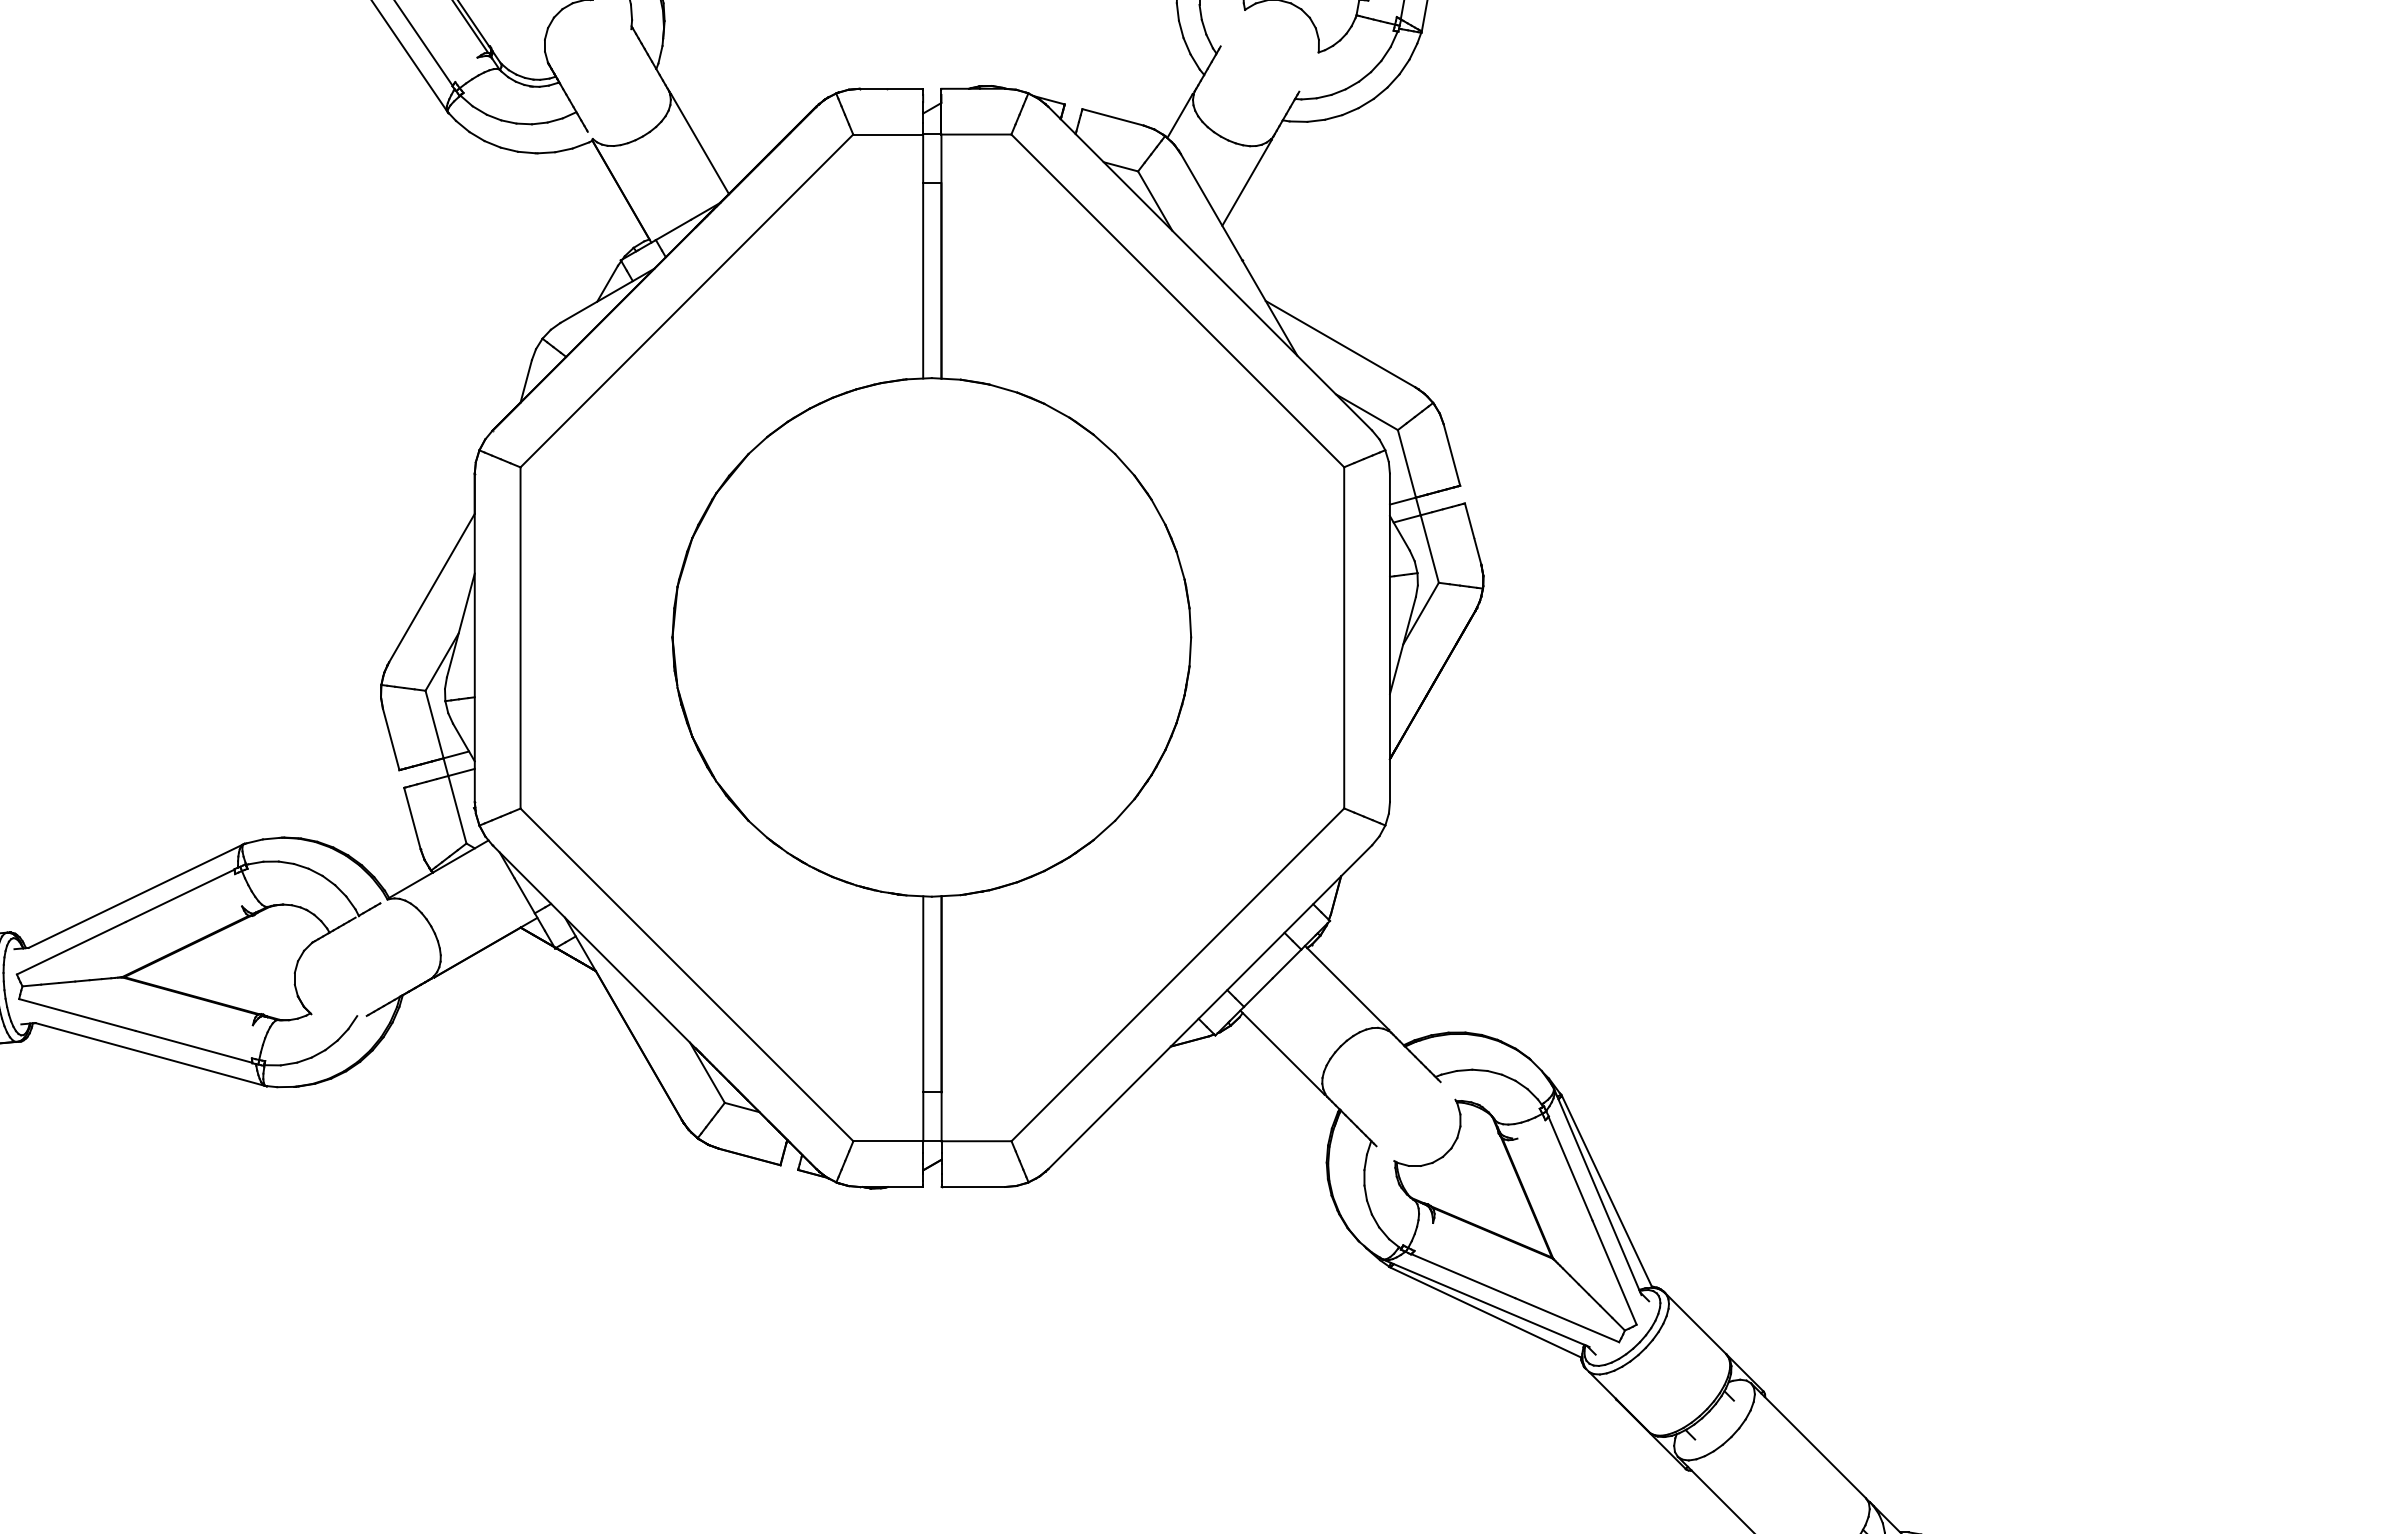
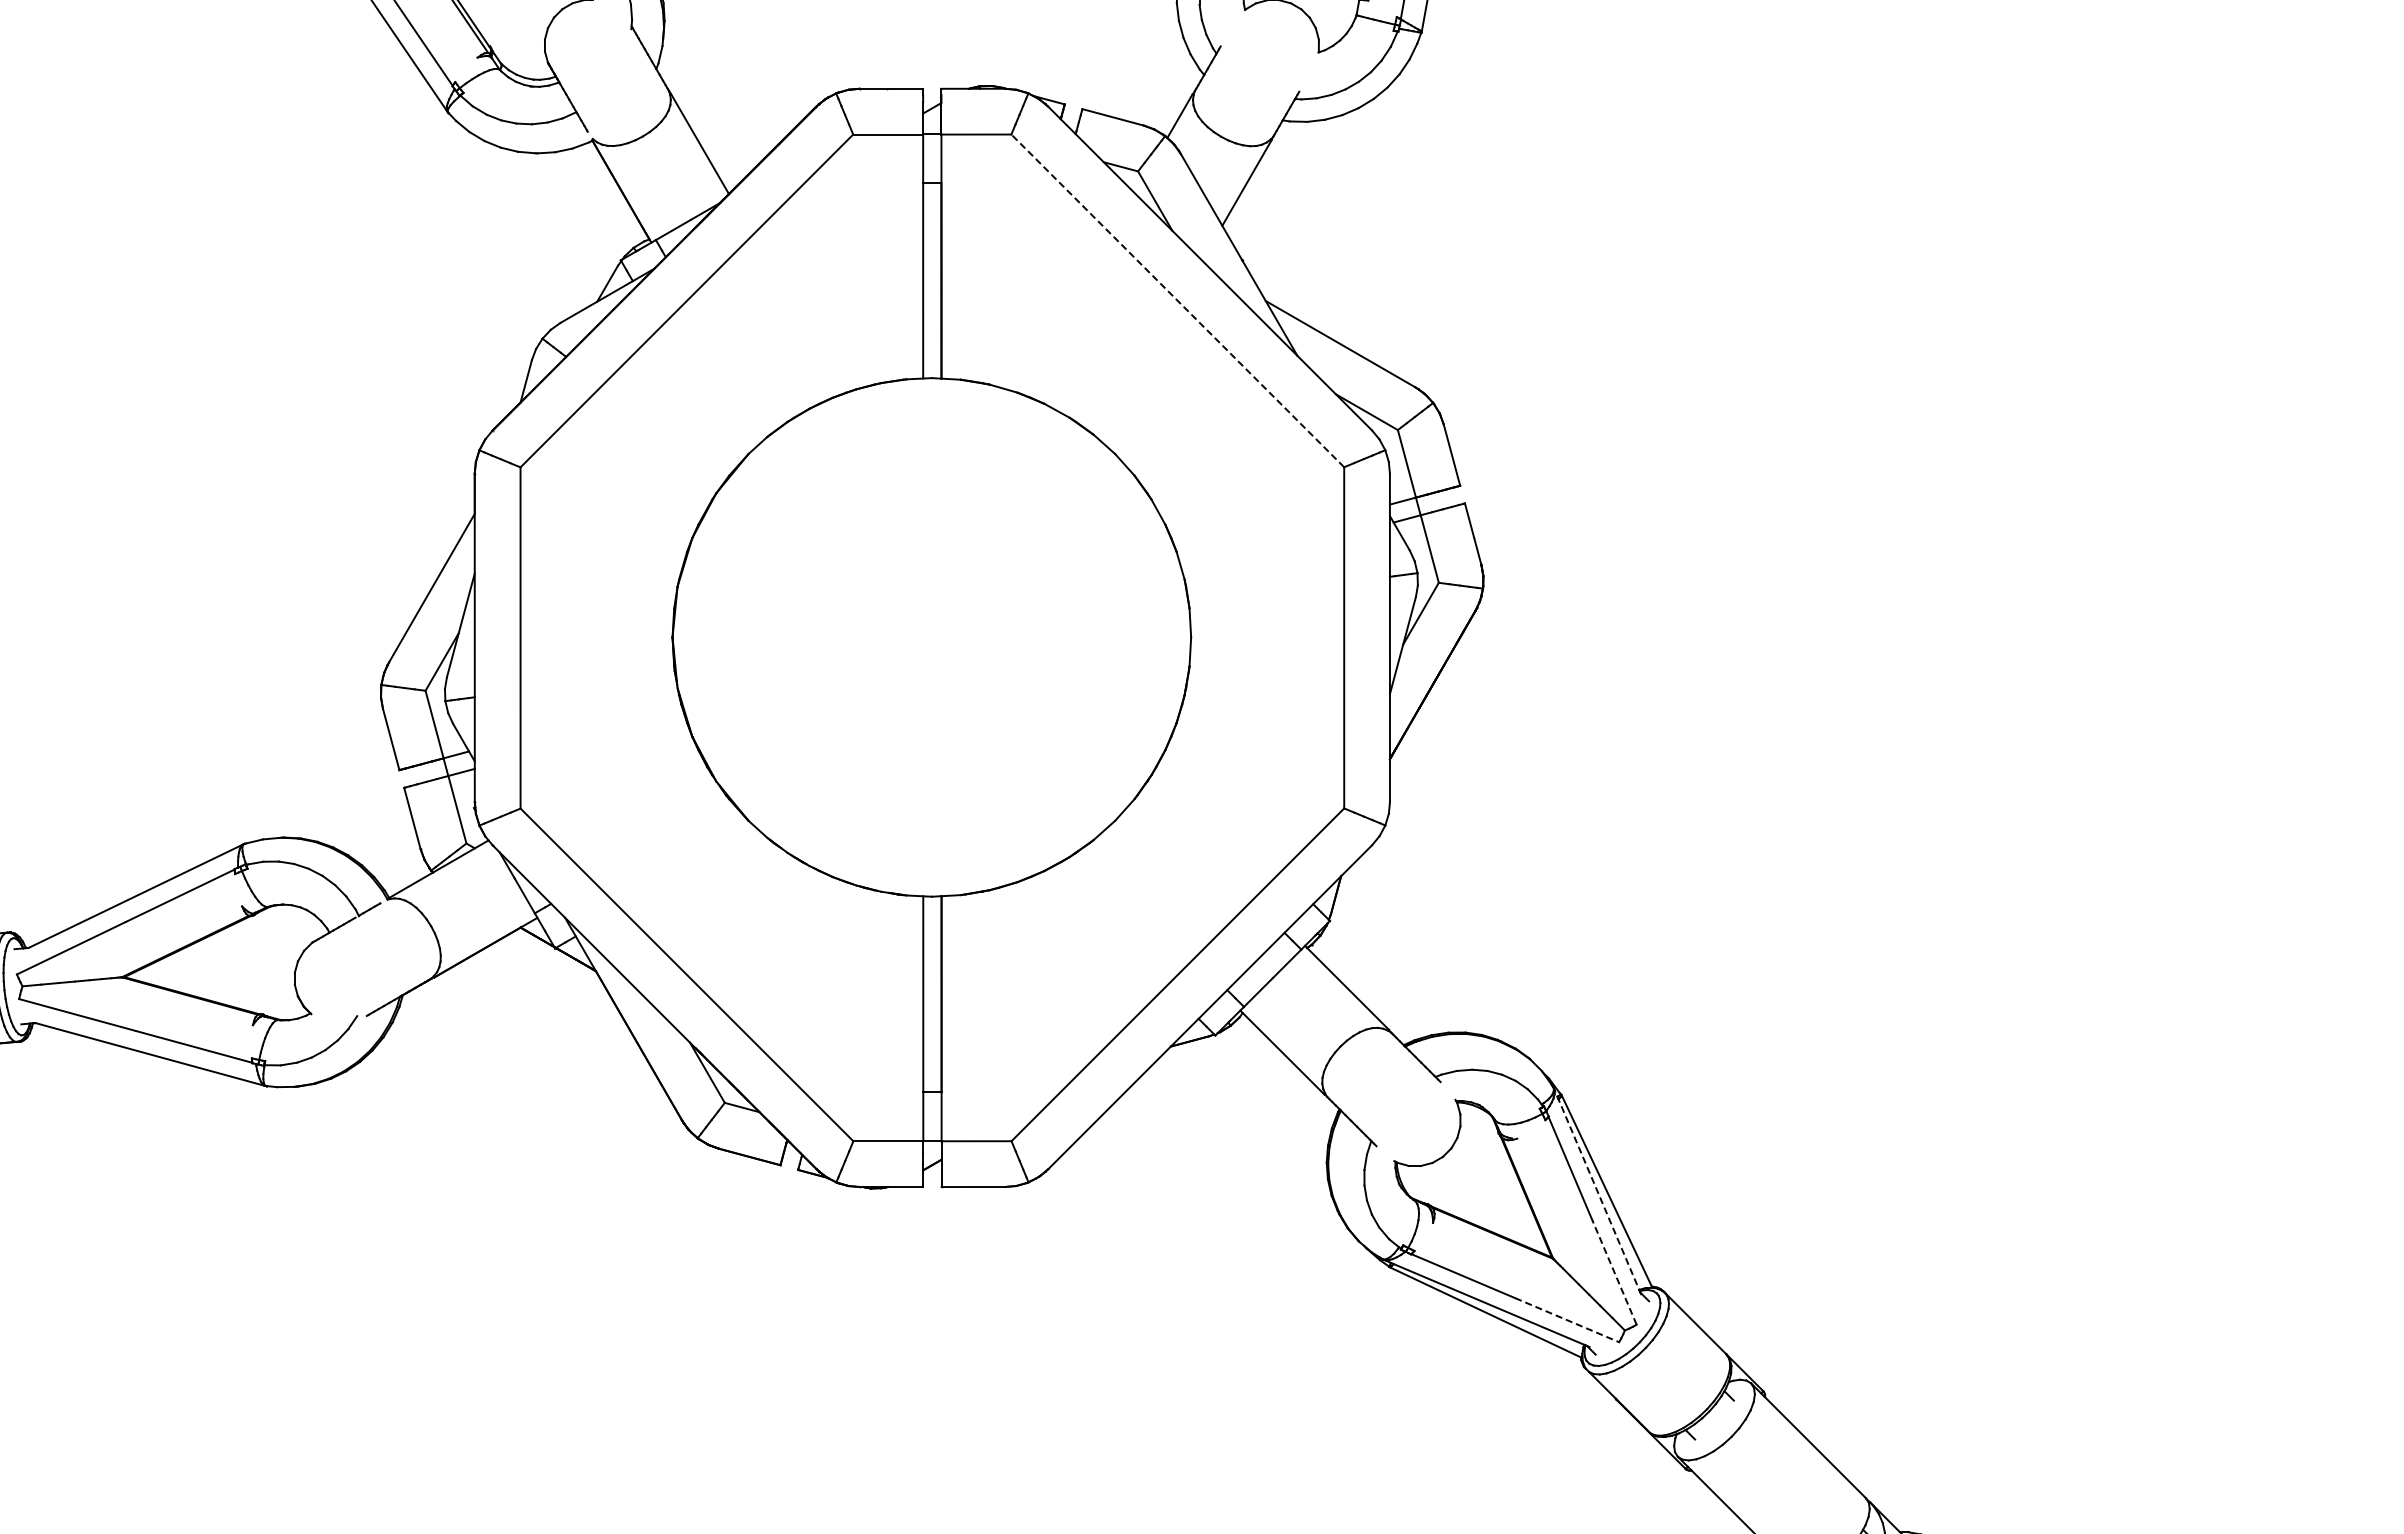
line: solid -> dashed (1177, 300)
line: solid -> dashed (1597, 1191)
line: solid -> dashed (1614, 1272)
line: solid -> dashed (1567, 1320)
